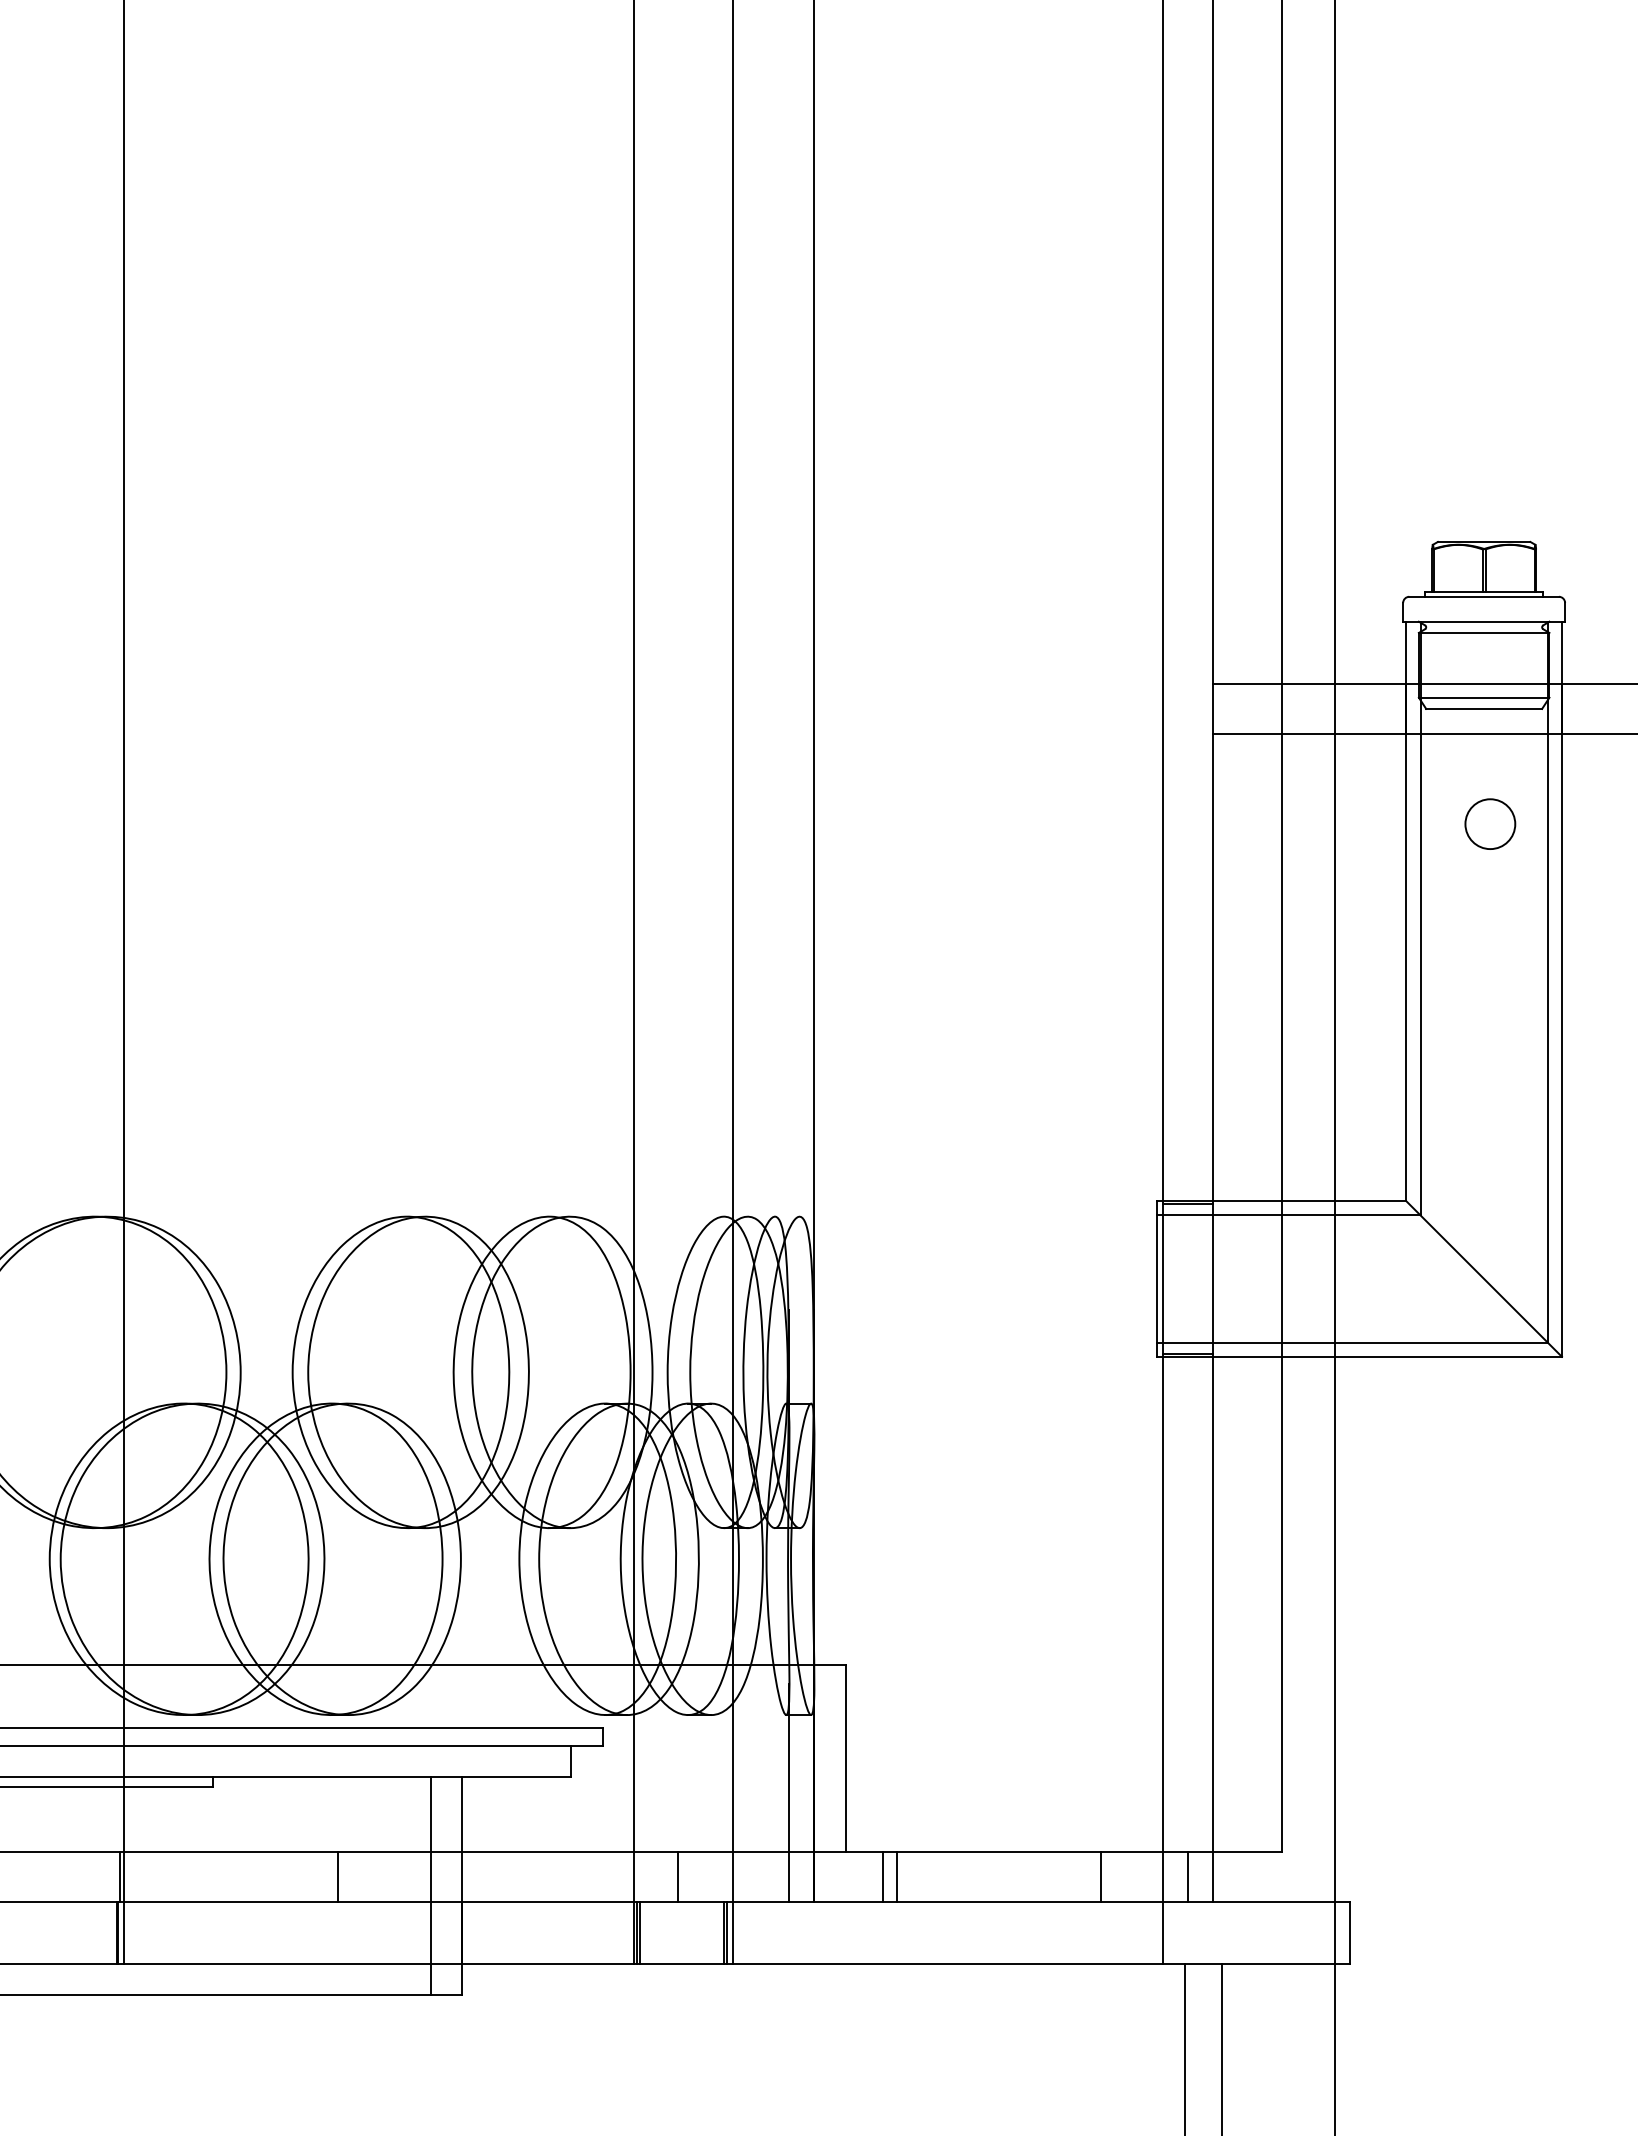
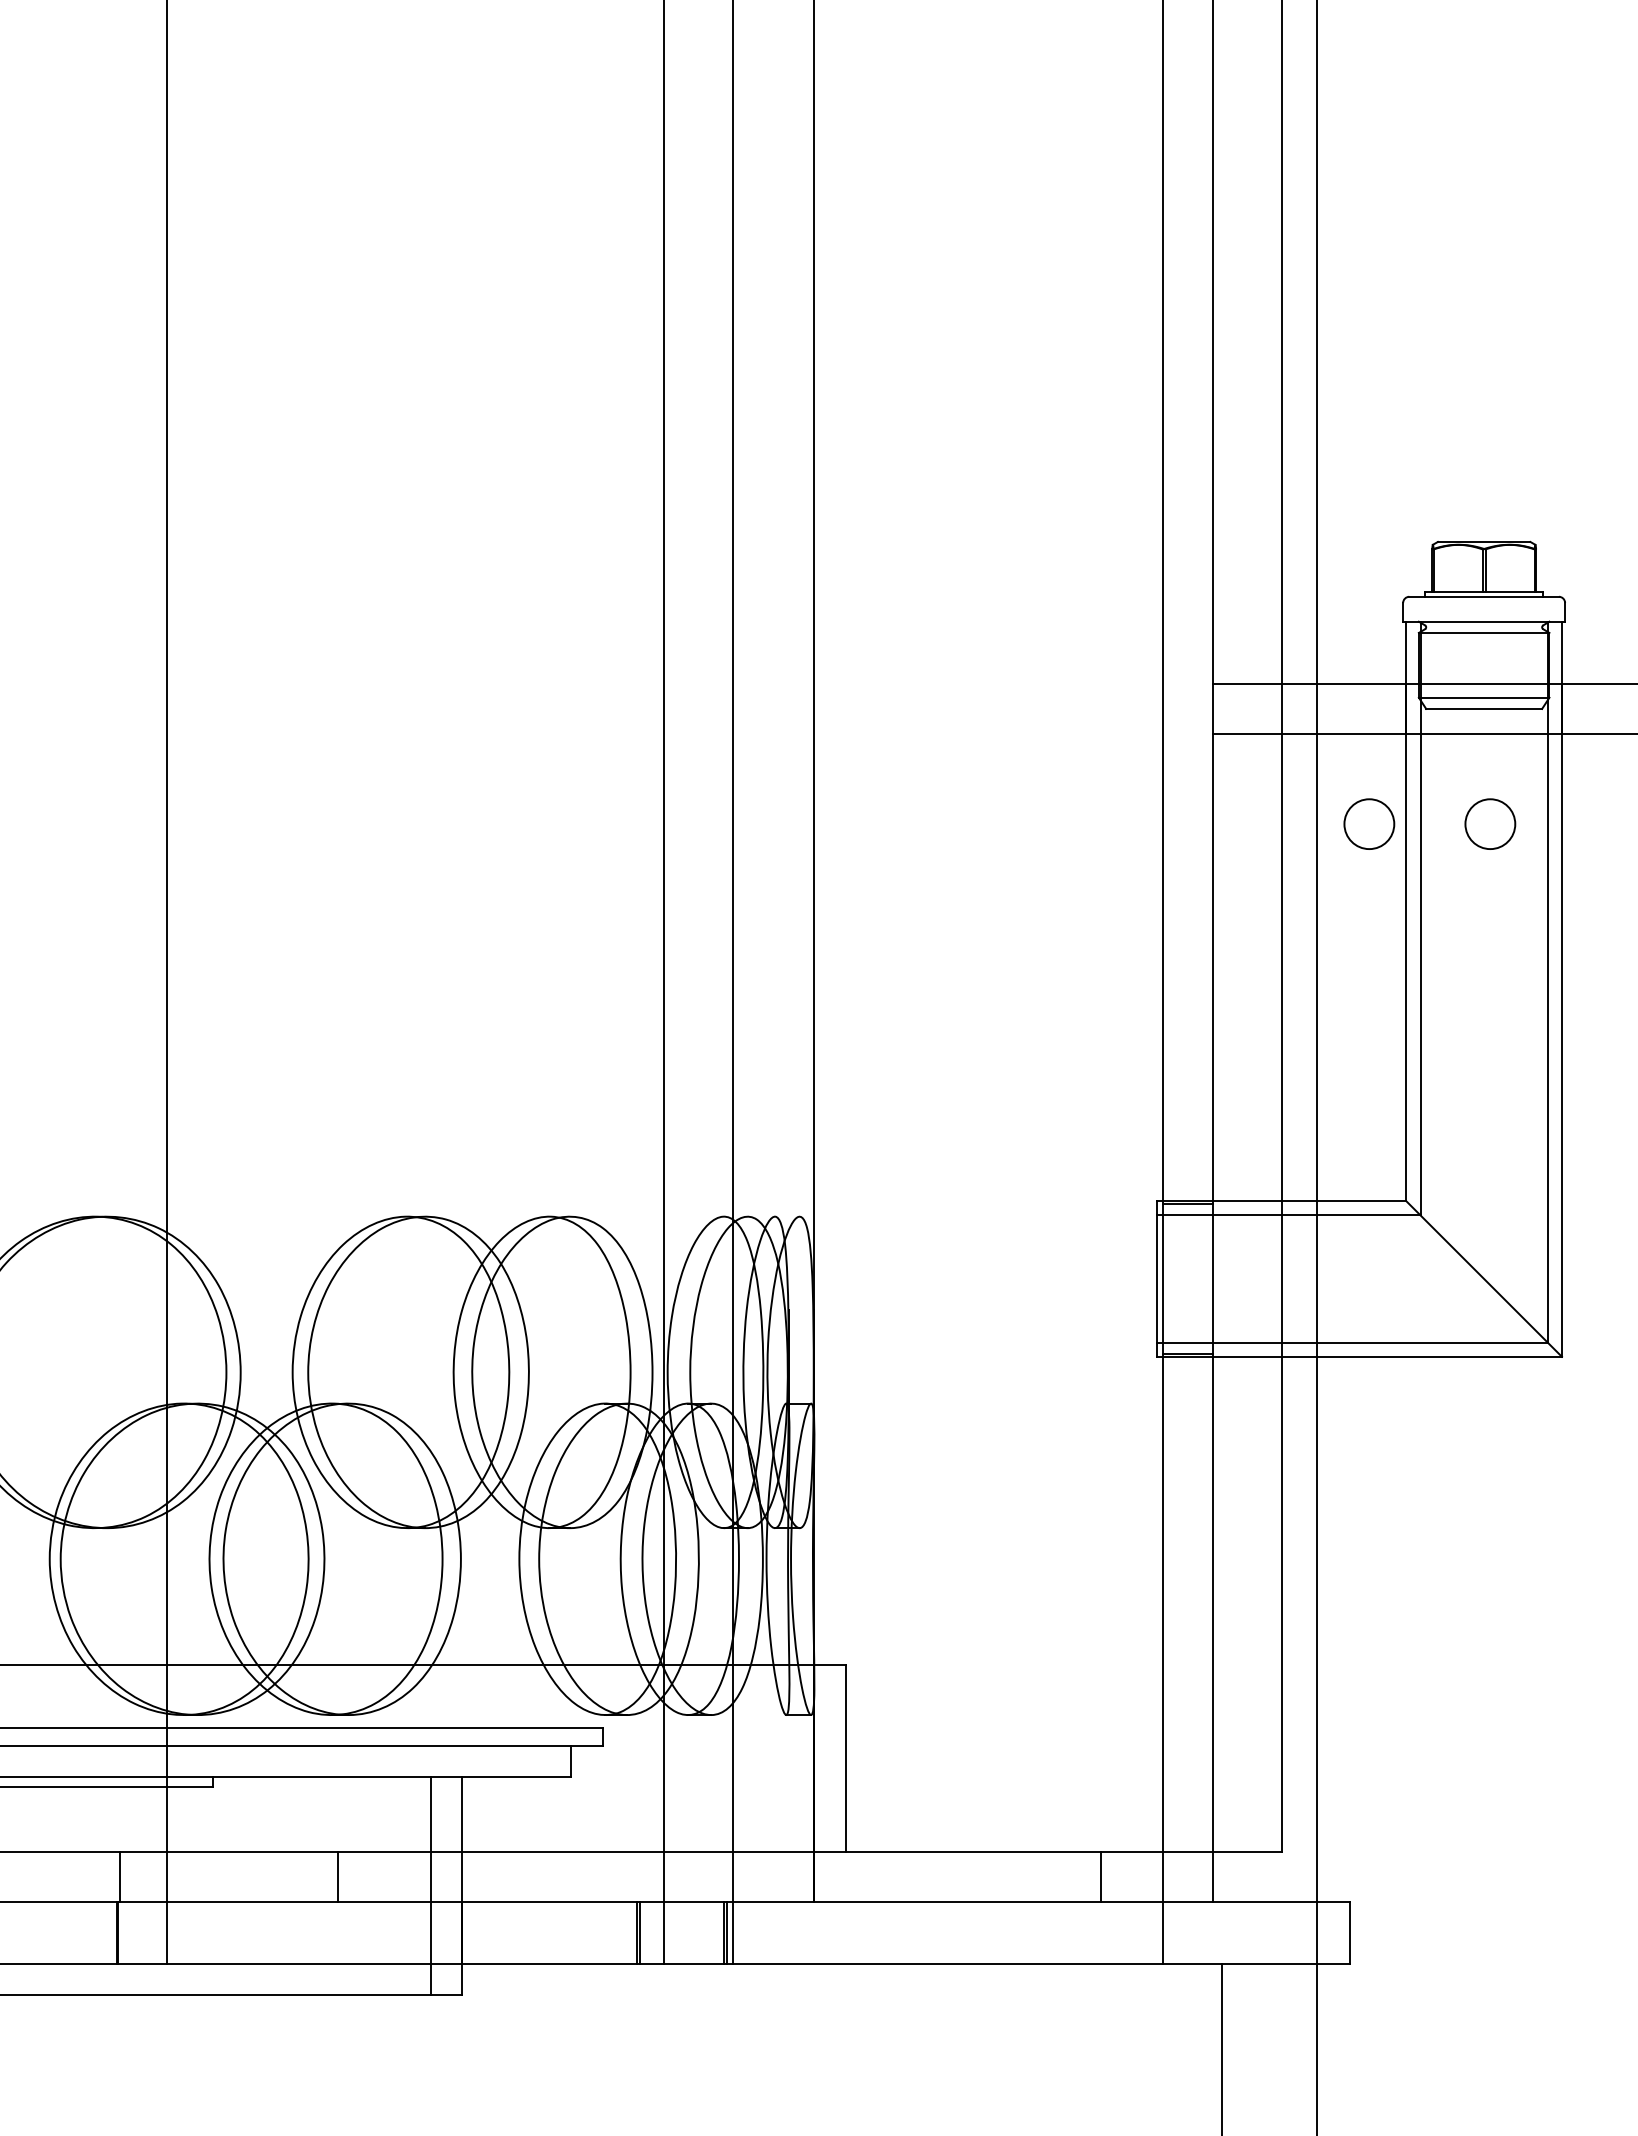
circle: none -> present (1369, 823)
line position: (124, 983) -> (167, 983) (167, 983)
line position: (633, 983) -> (663, 983) (663, 983)
line position: (1334, 1067) -> (1316, 1067) (1316, 1067)
line: present -> none (789, 1793)
line: present -> none (678, 1877)
line: present -> none (882, 1877)
line: present -> none (896, 1877)
line: present -> none (1188, 1877)
line: present -> none (1185, 2048)
